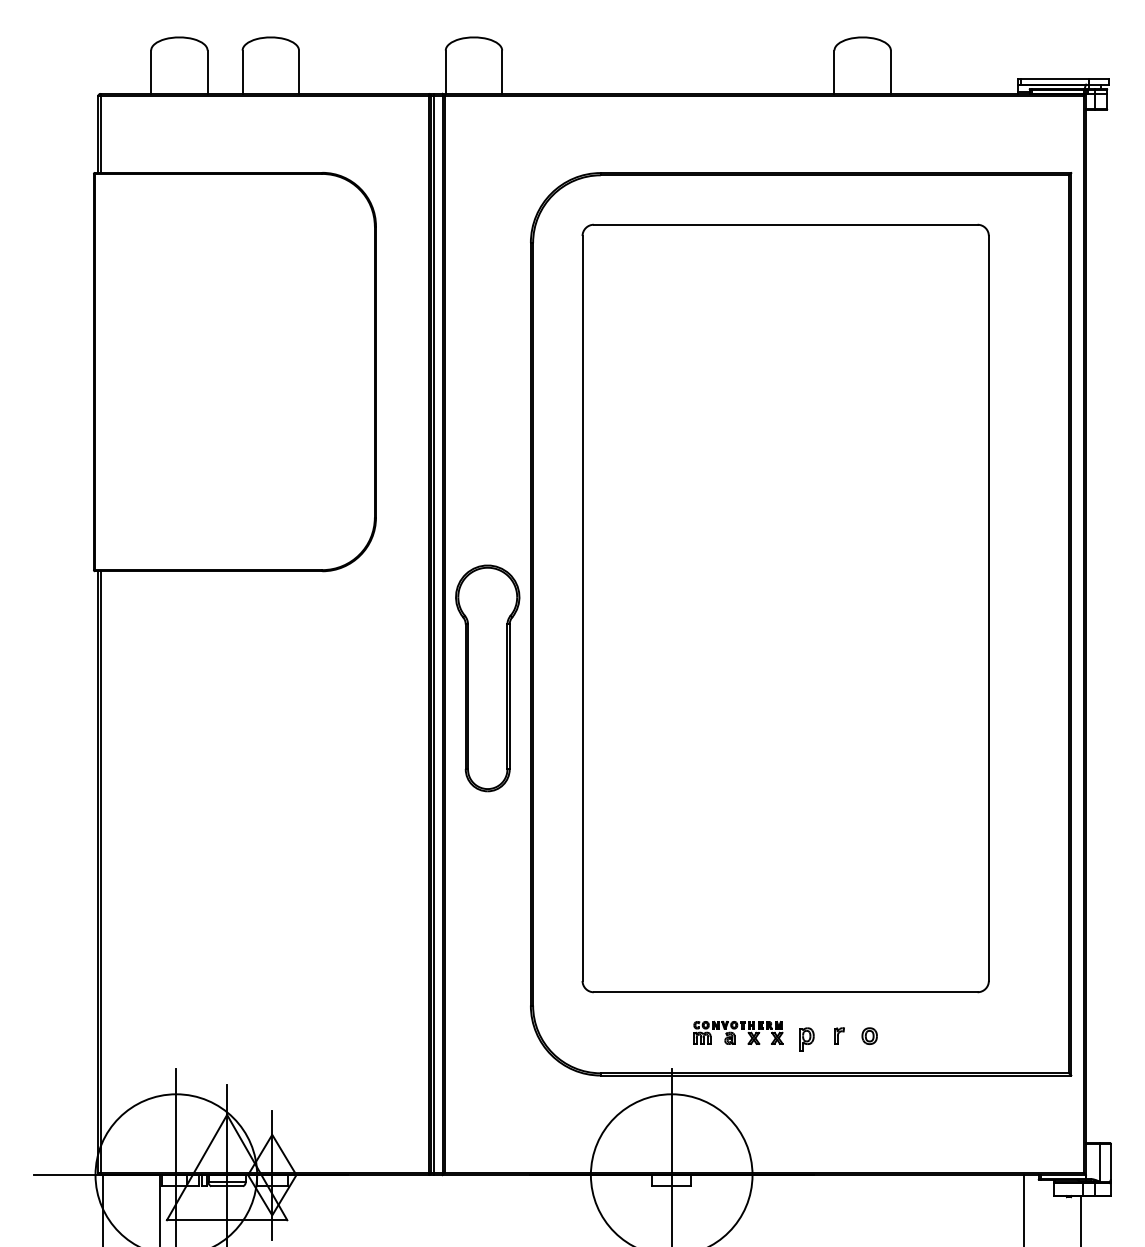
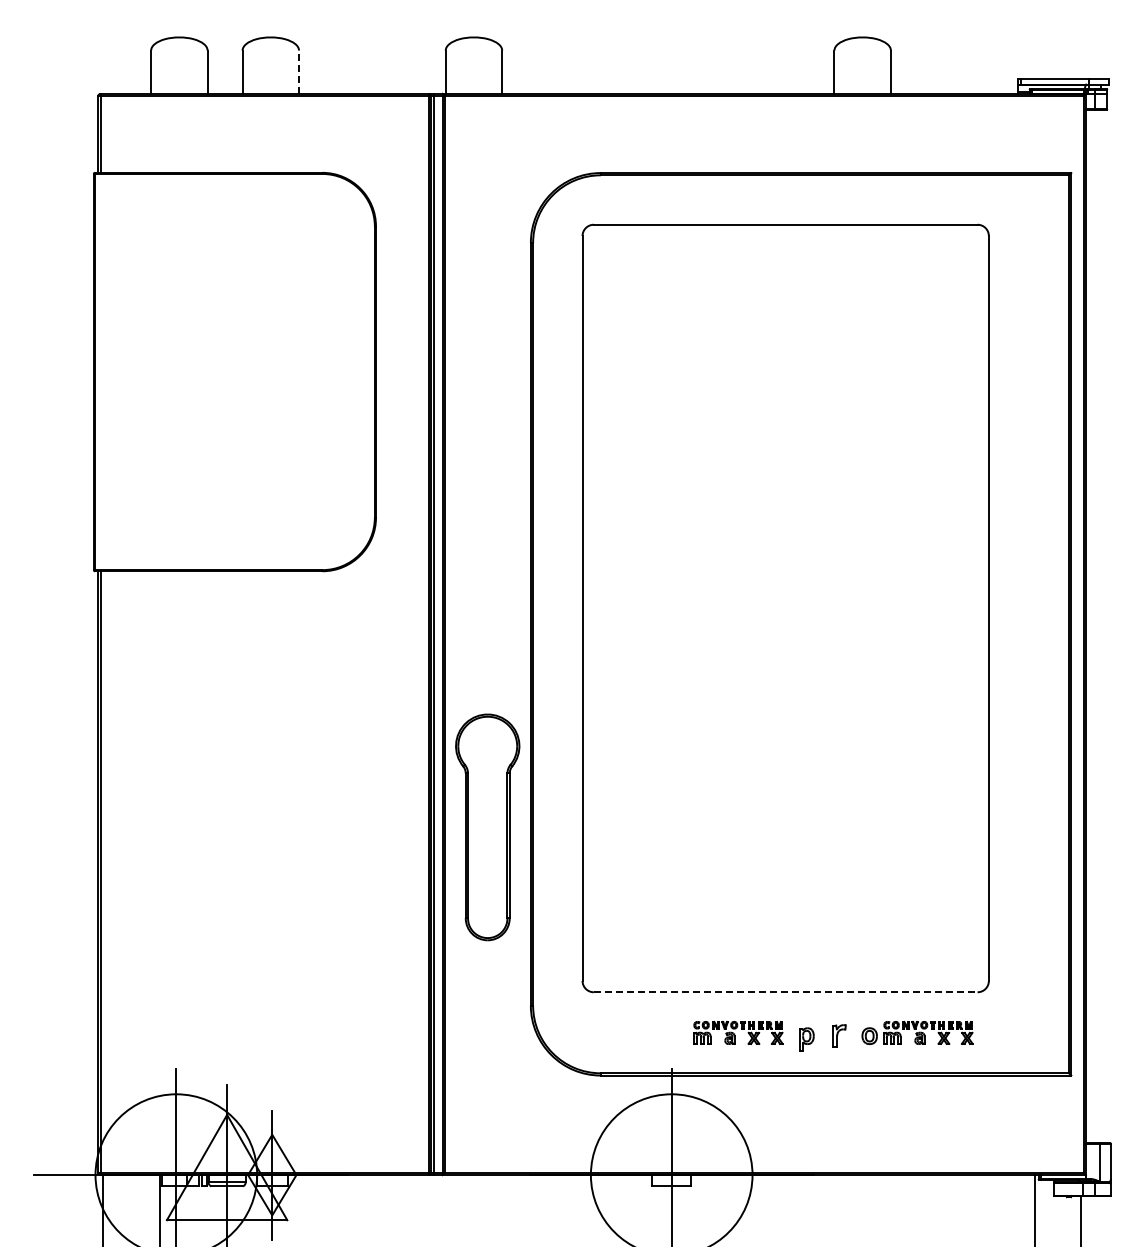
line: solid -> dashed (299, 72)
part position: (487, 678) -> (487, 827) (487, 827)
line: solid -> dashed (785, 992)
part: none -> present (928, 1032)
part size: 11x18 px -> 15x24 px (839, 1035)
line position: (1023, 1209) -> (1034, 1209) (1034, 1209)
